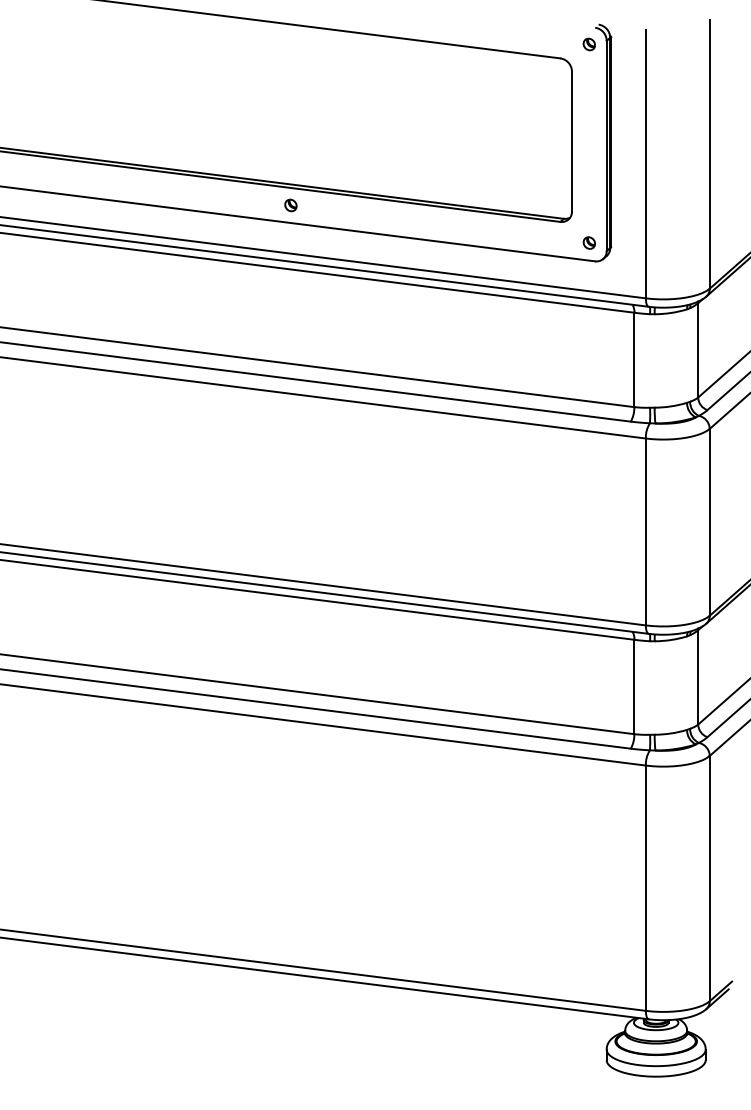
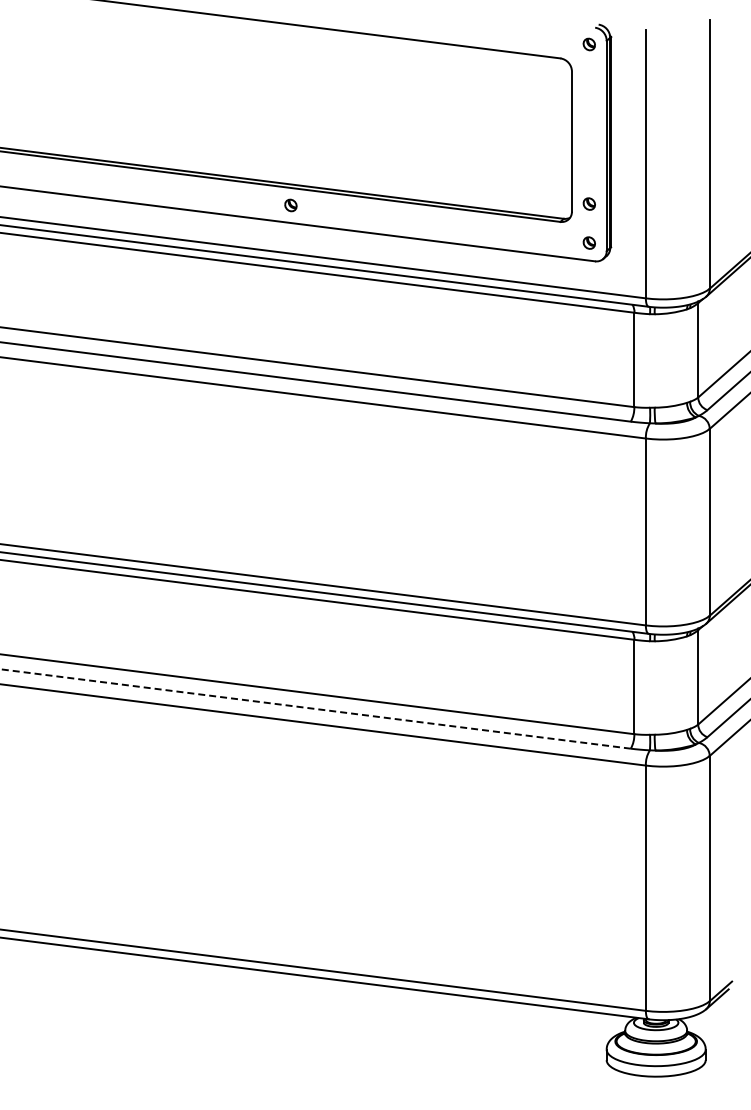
part: none -> present (588, 203)
line: solid -> dashed (315, 708)
